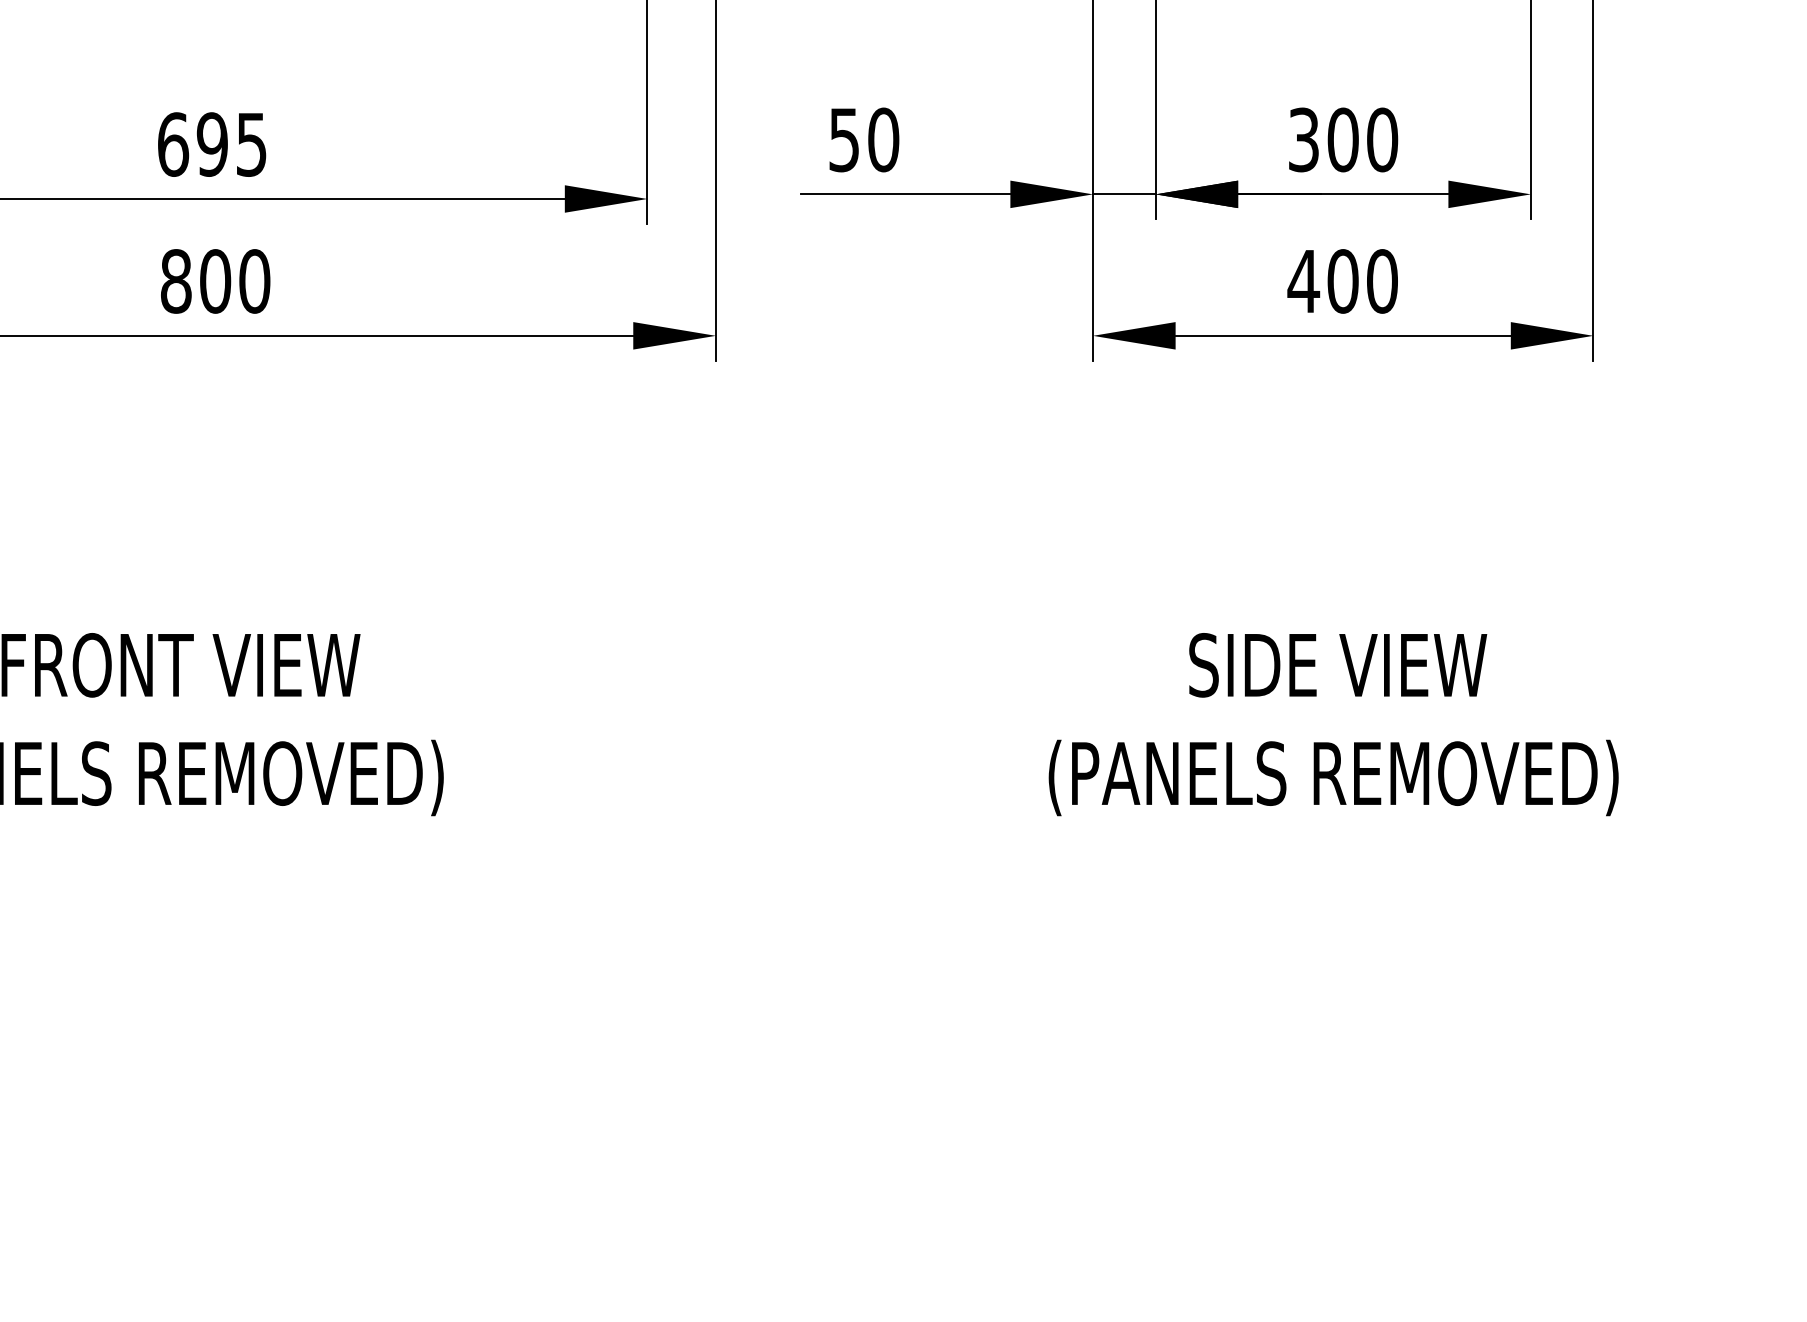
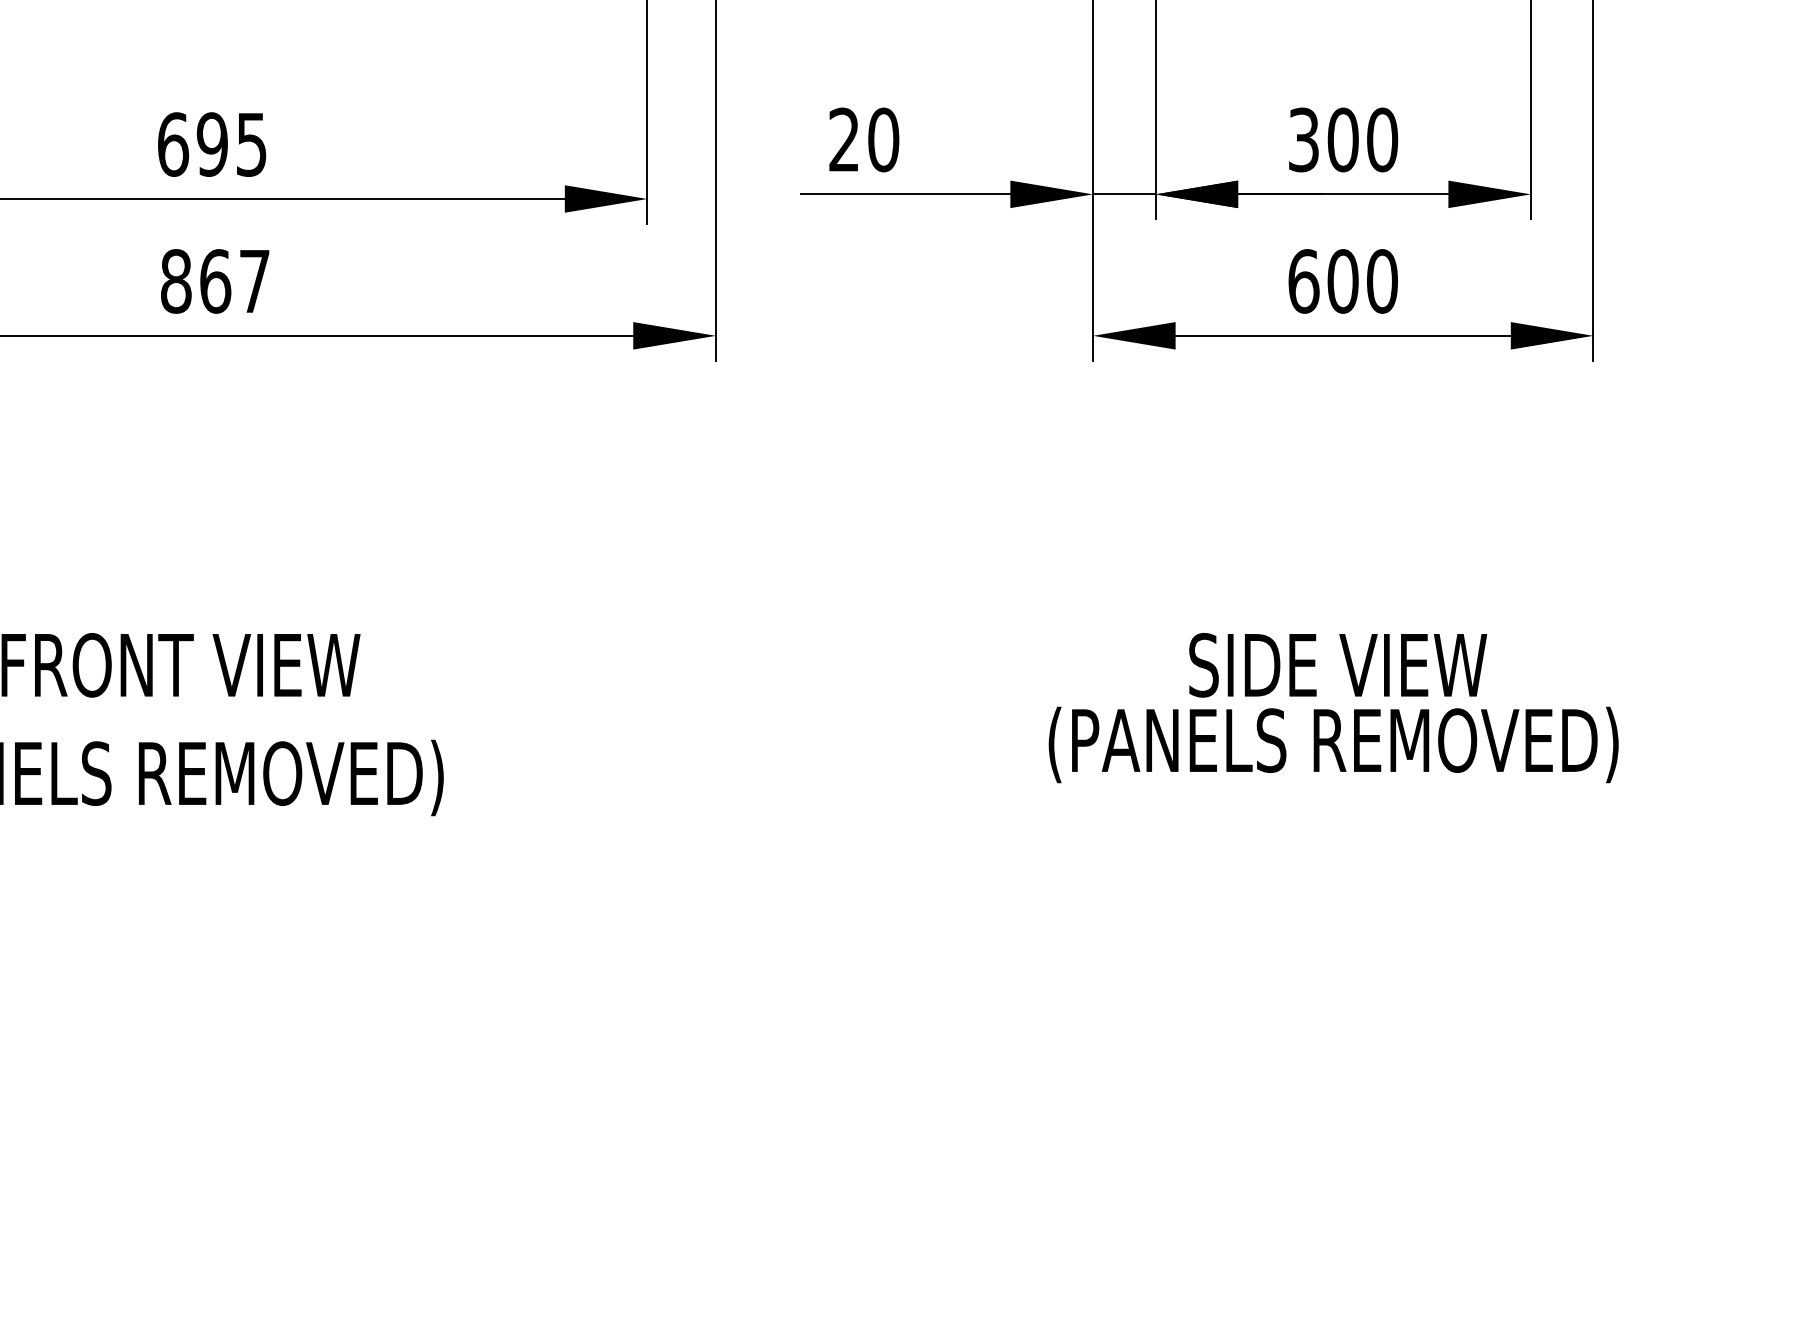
text: 50 -> 20 (843, 139)
text: 800 -> 867 (235, 281)
text: 400 -> 600 (1303, 281)
text position: (1333, 777) -> (1333, 744) (1333, 744)
